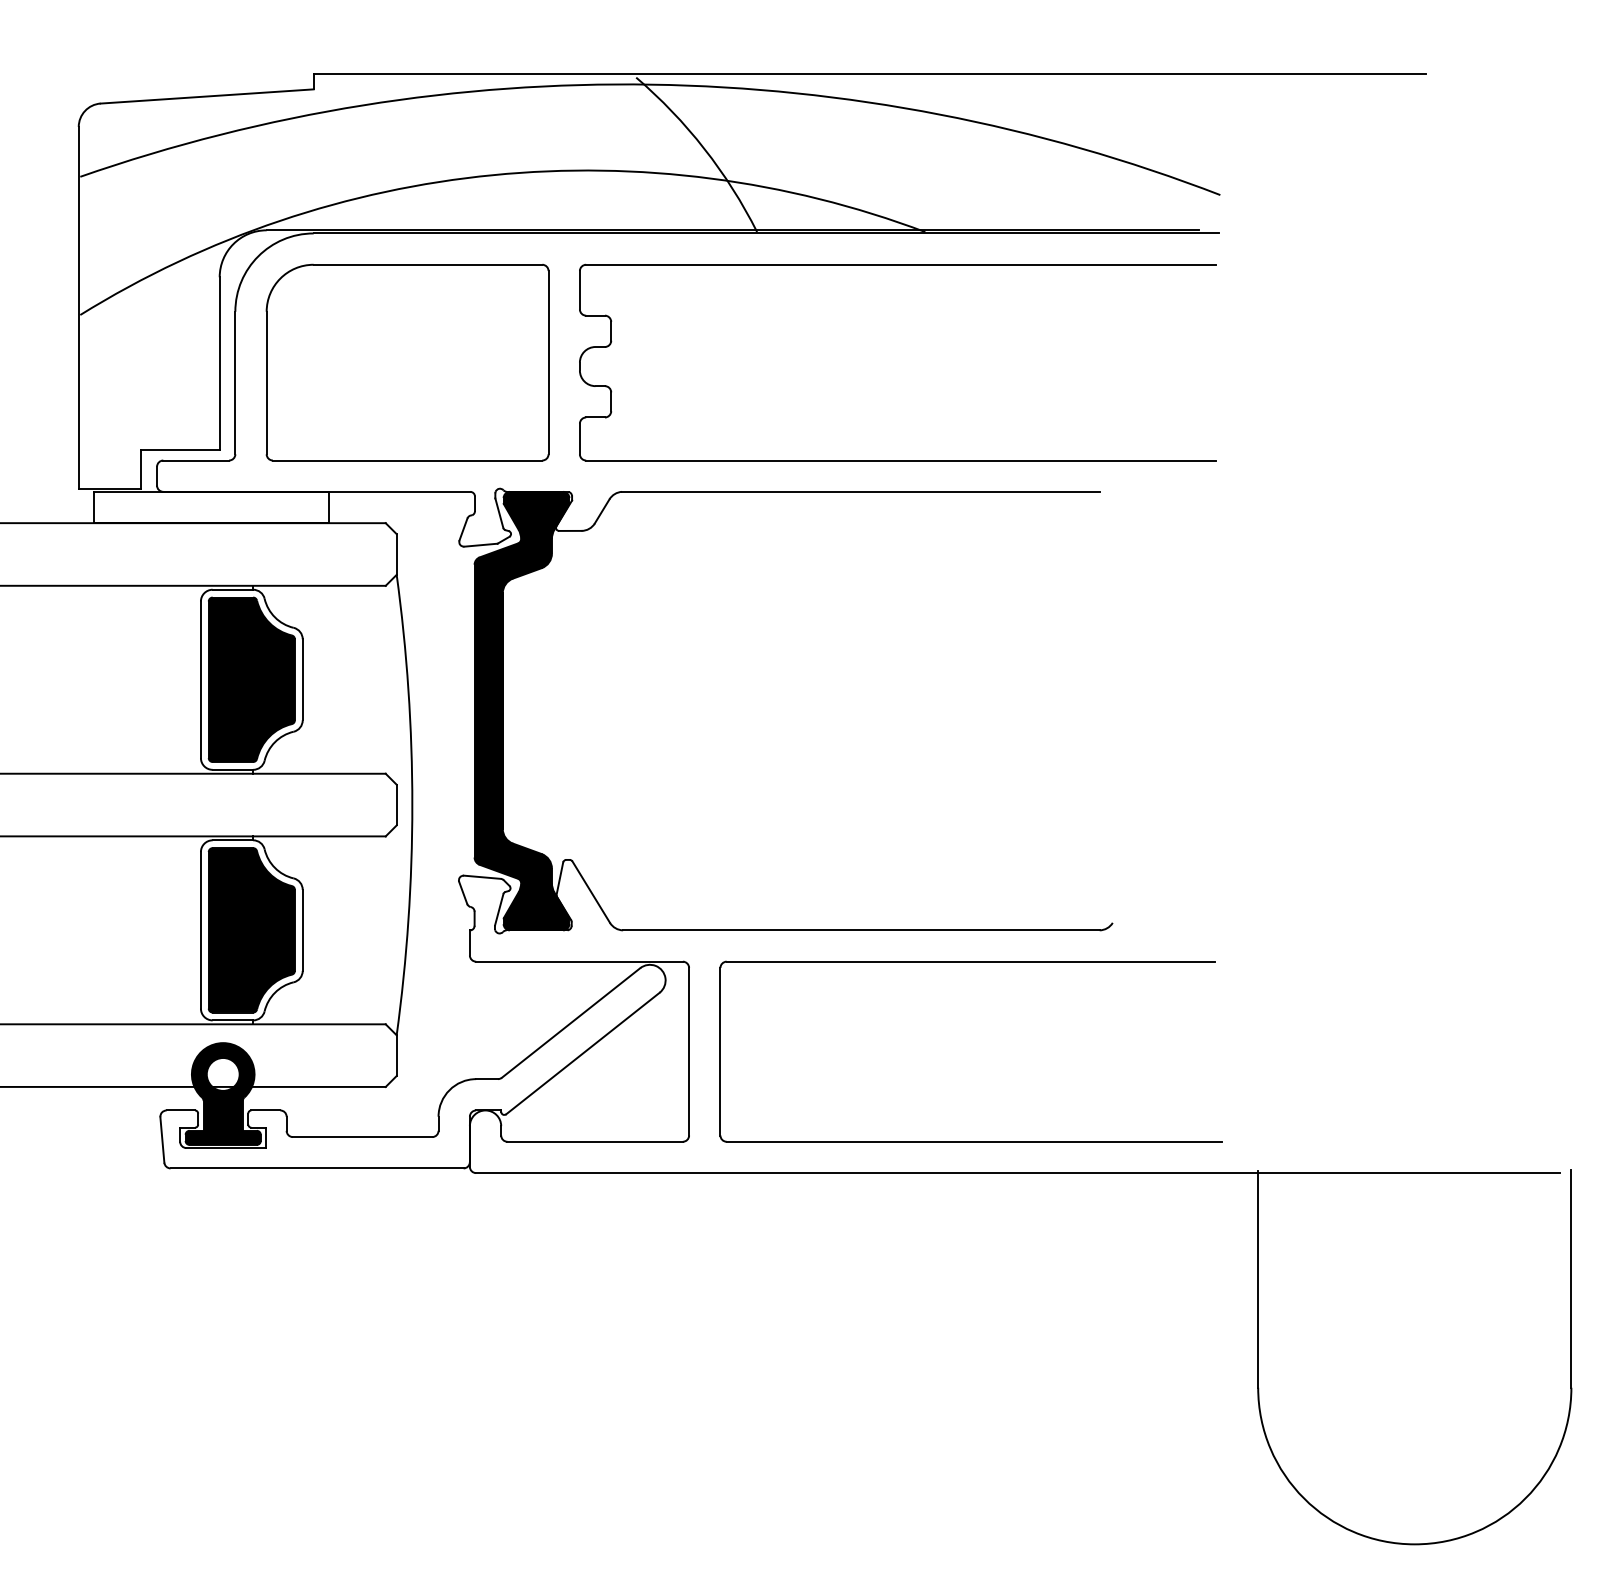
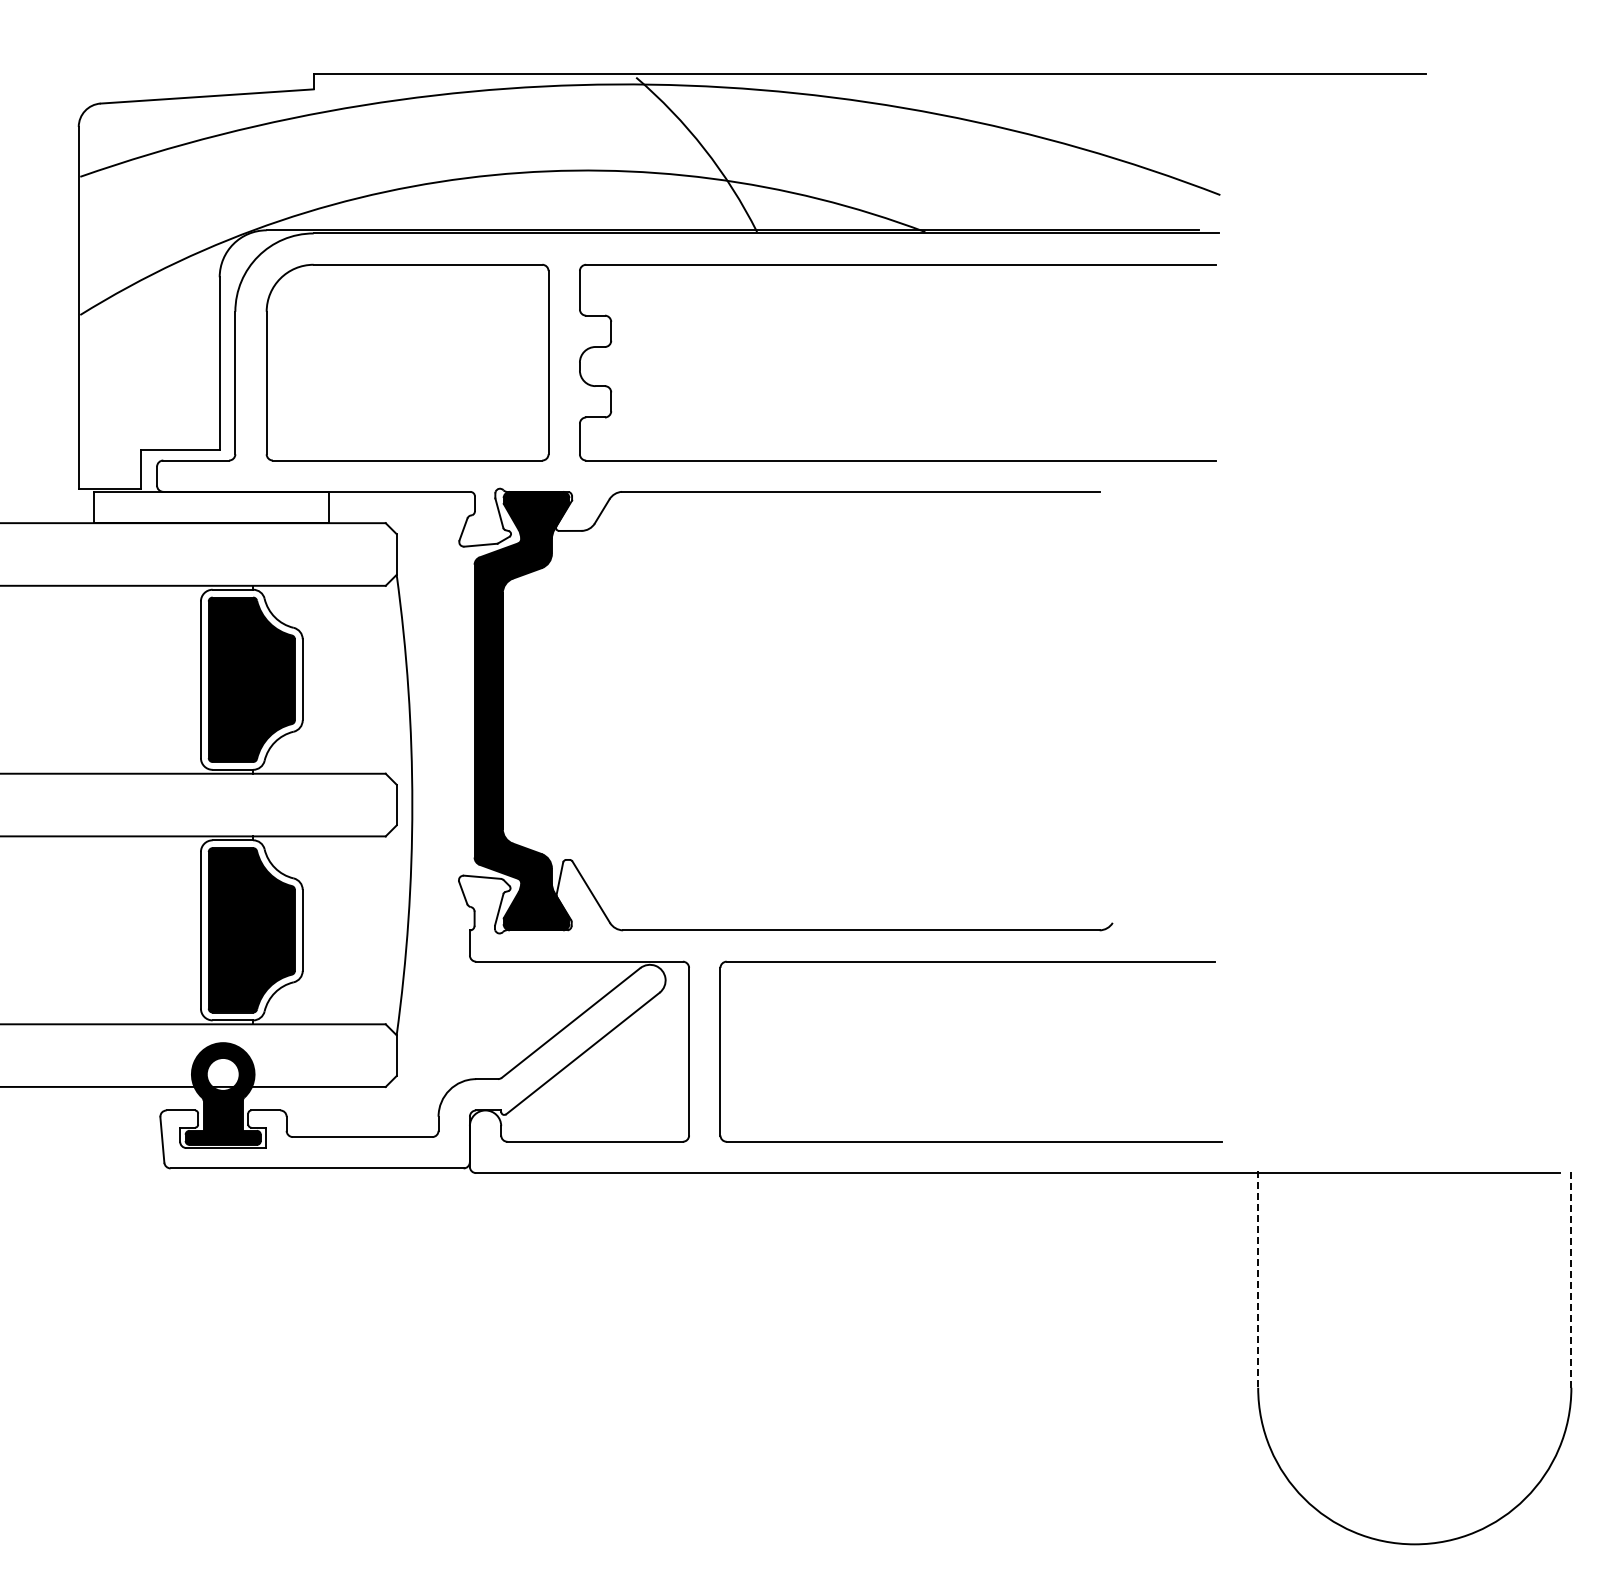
line: solid -> dashed (1258, 1279)
line: solid -> dashed (1571, 1279)
